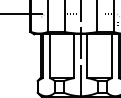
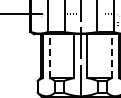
line: solid -> dashed (49, 56)
line: solid -> dashed (112, 56)
